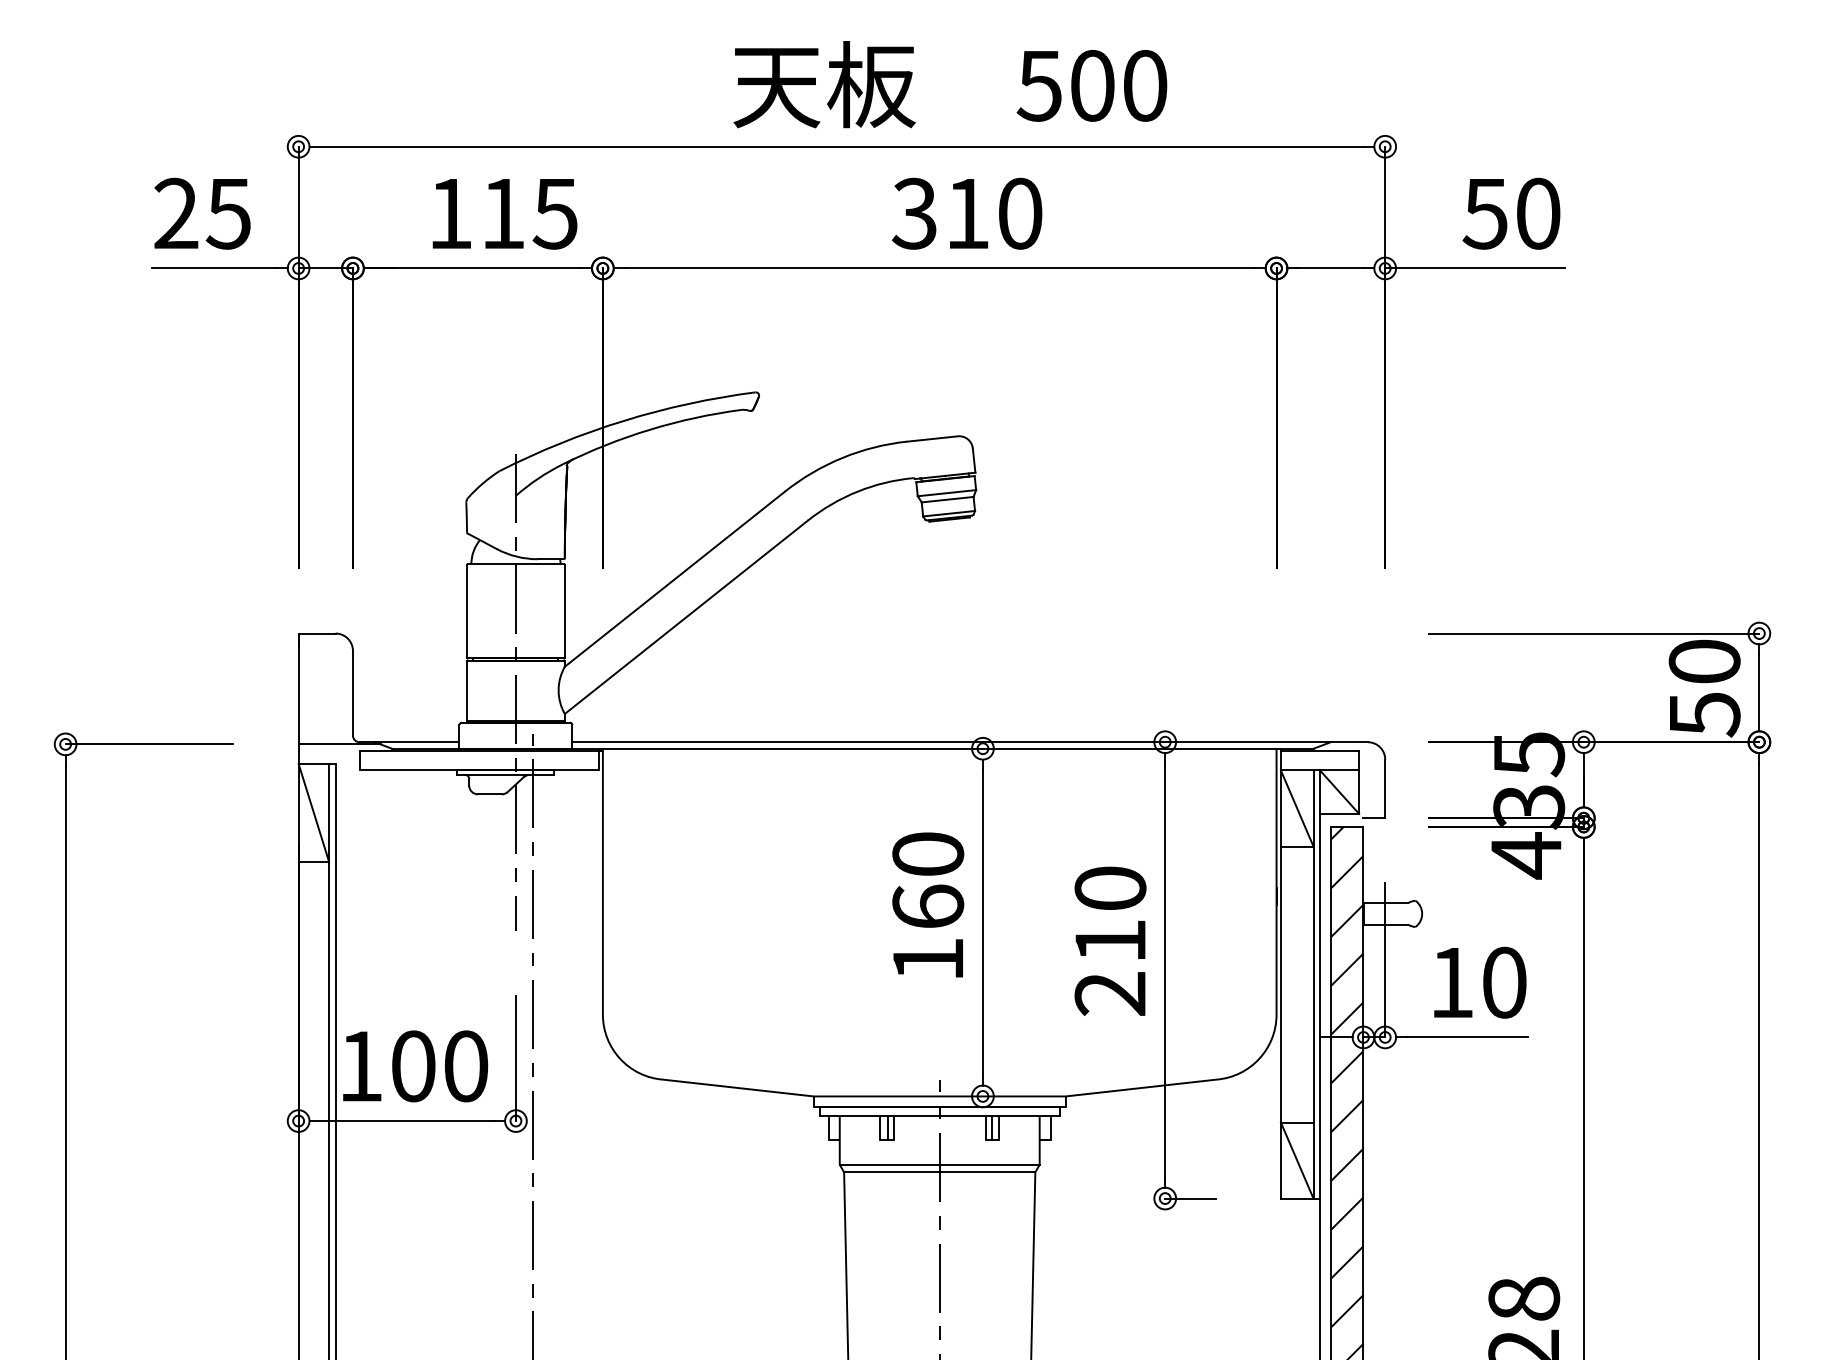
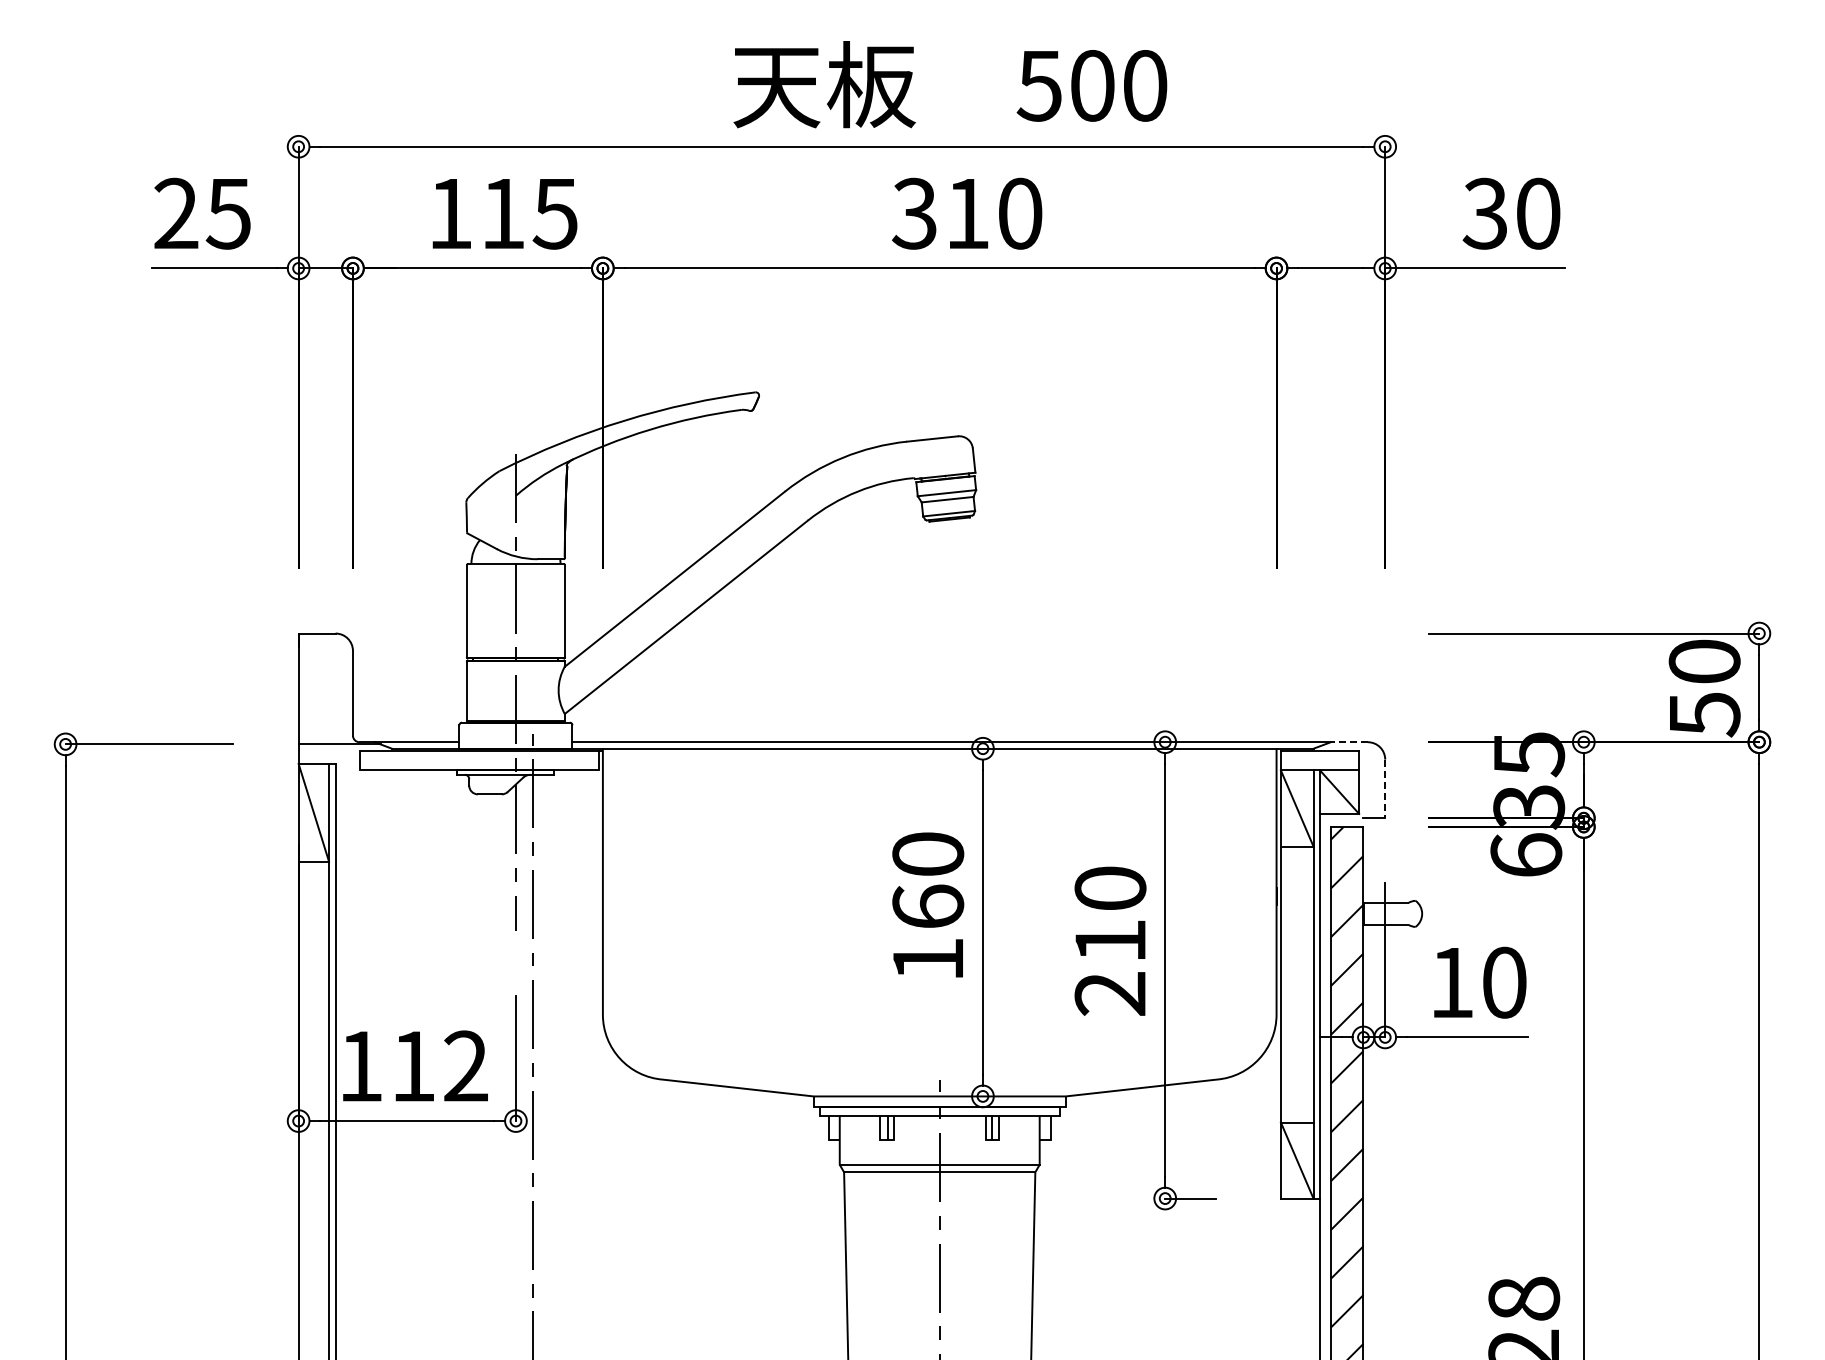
text: 50 -> 30 (1484, 213)
line: solid -> dashed (1348, 742)
line: solid -> dashed (1385, 789)
text: 4 -> 6 (1526, 855)
text: 100 -> 112 (440, 1066)
